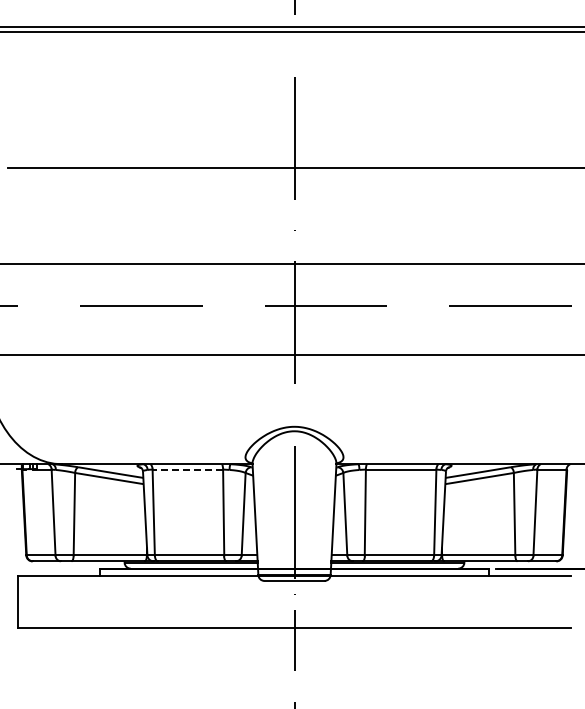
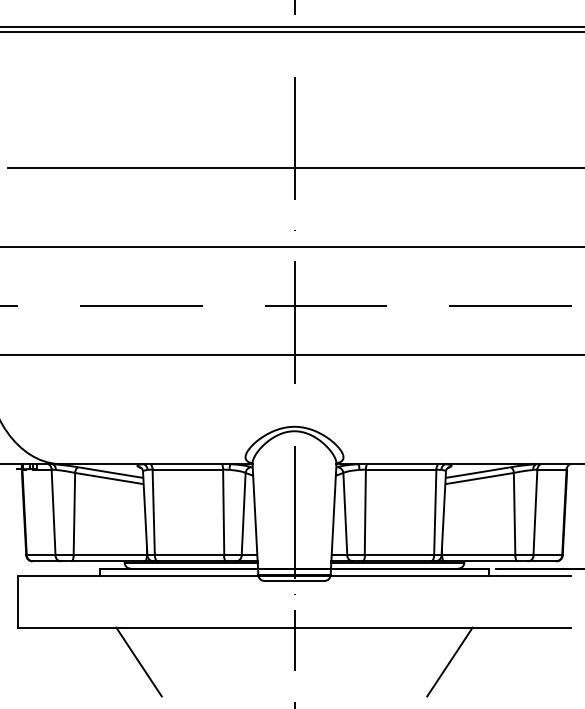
line position: (291, 263) -> (291, 246) (291, 246)
line: dashed -> solid (187, 469)
line: none -> present (138, 661)
line: none -> present (449, 661)
